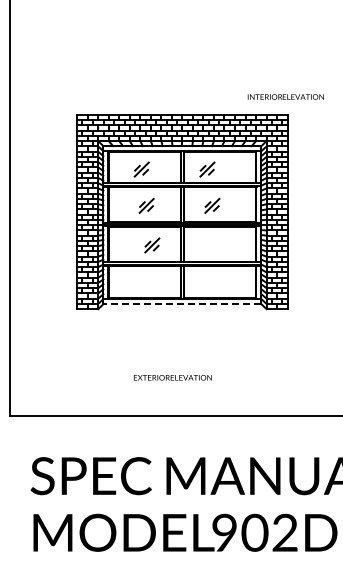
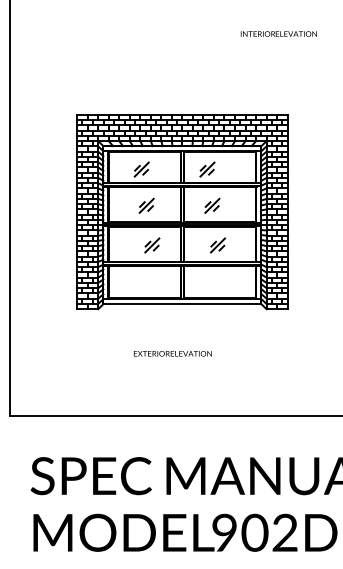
text position: (285, 96) -> (278, 33) (278, 33)
part: none -> present (218, 245)
line: dashed -> solid (181, 304)
text position: (172, 377) -> (172, 353) (172, 353)
